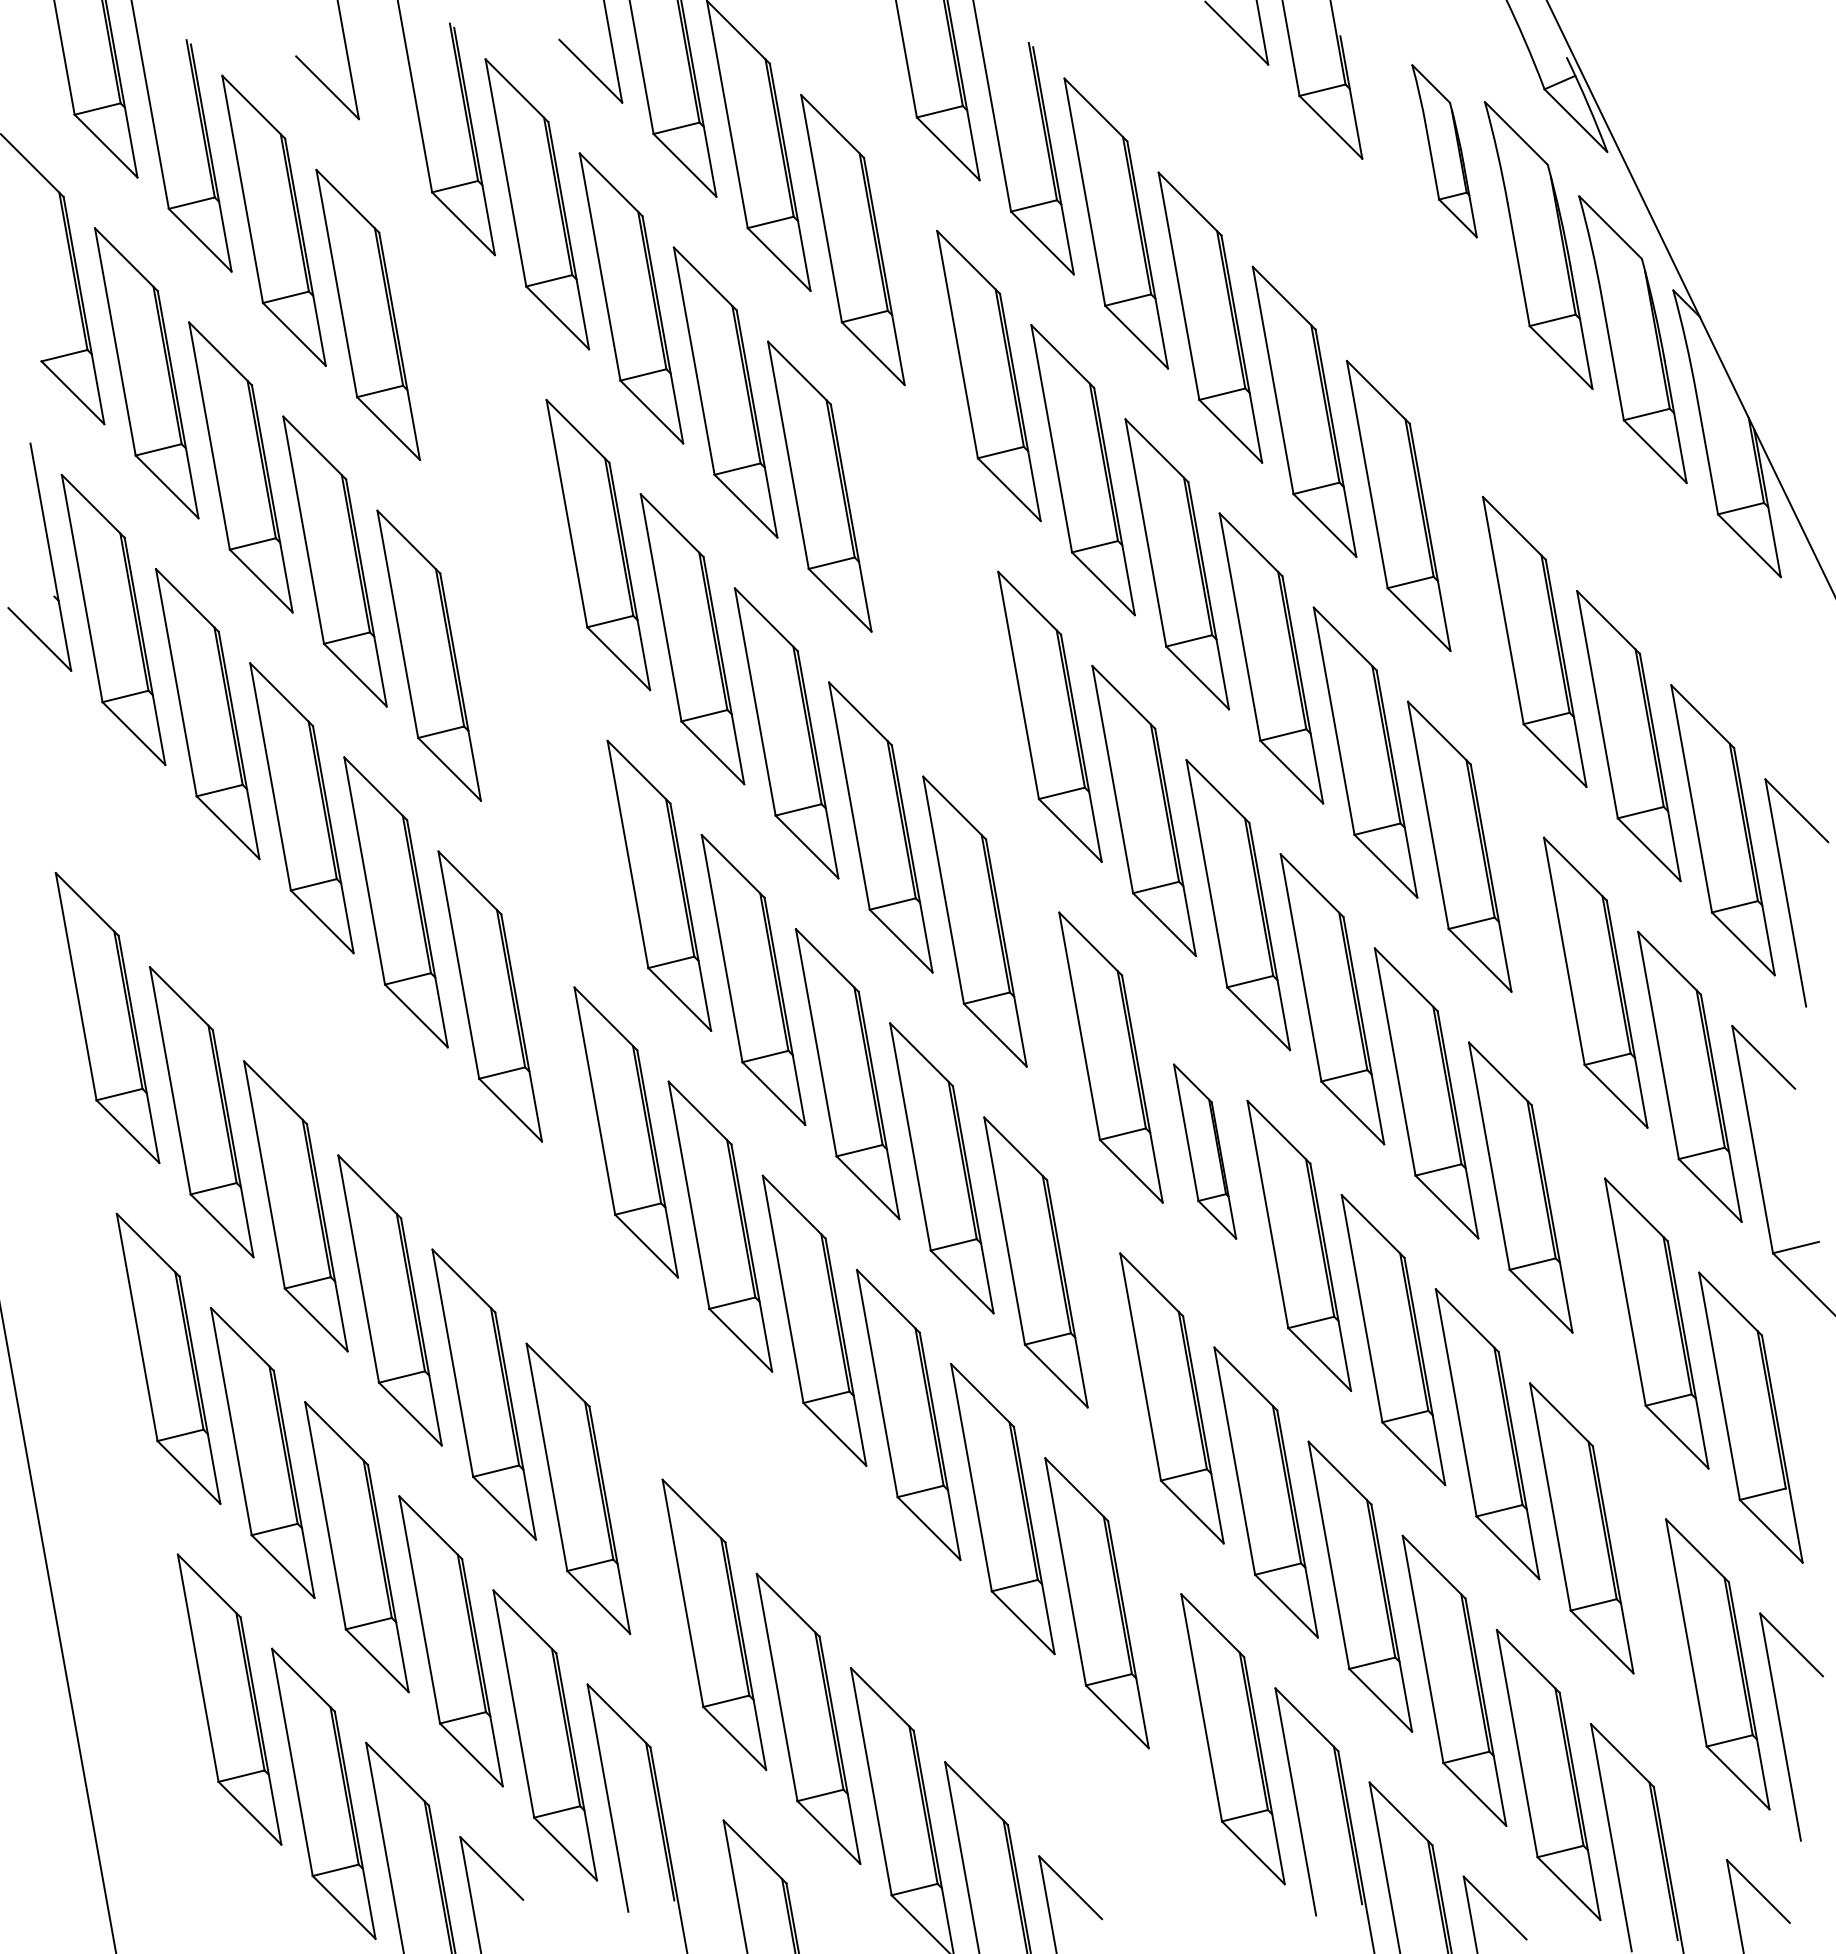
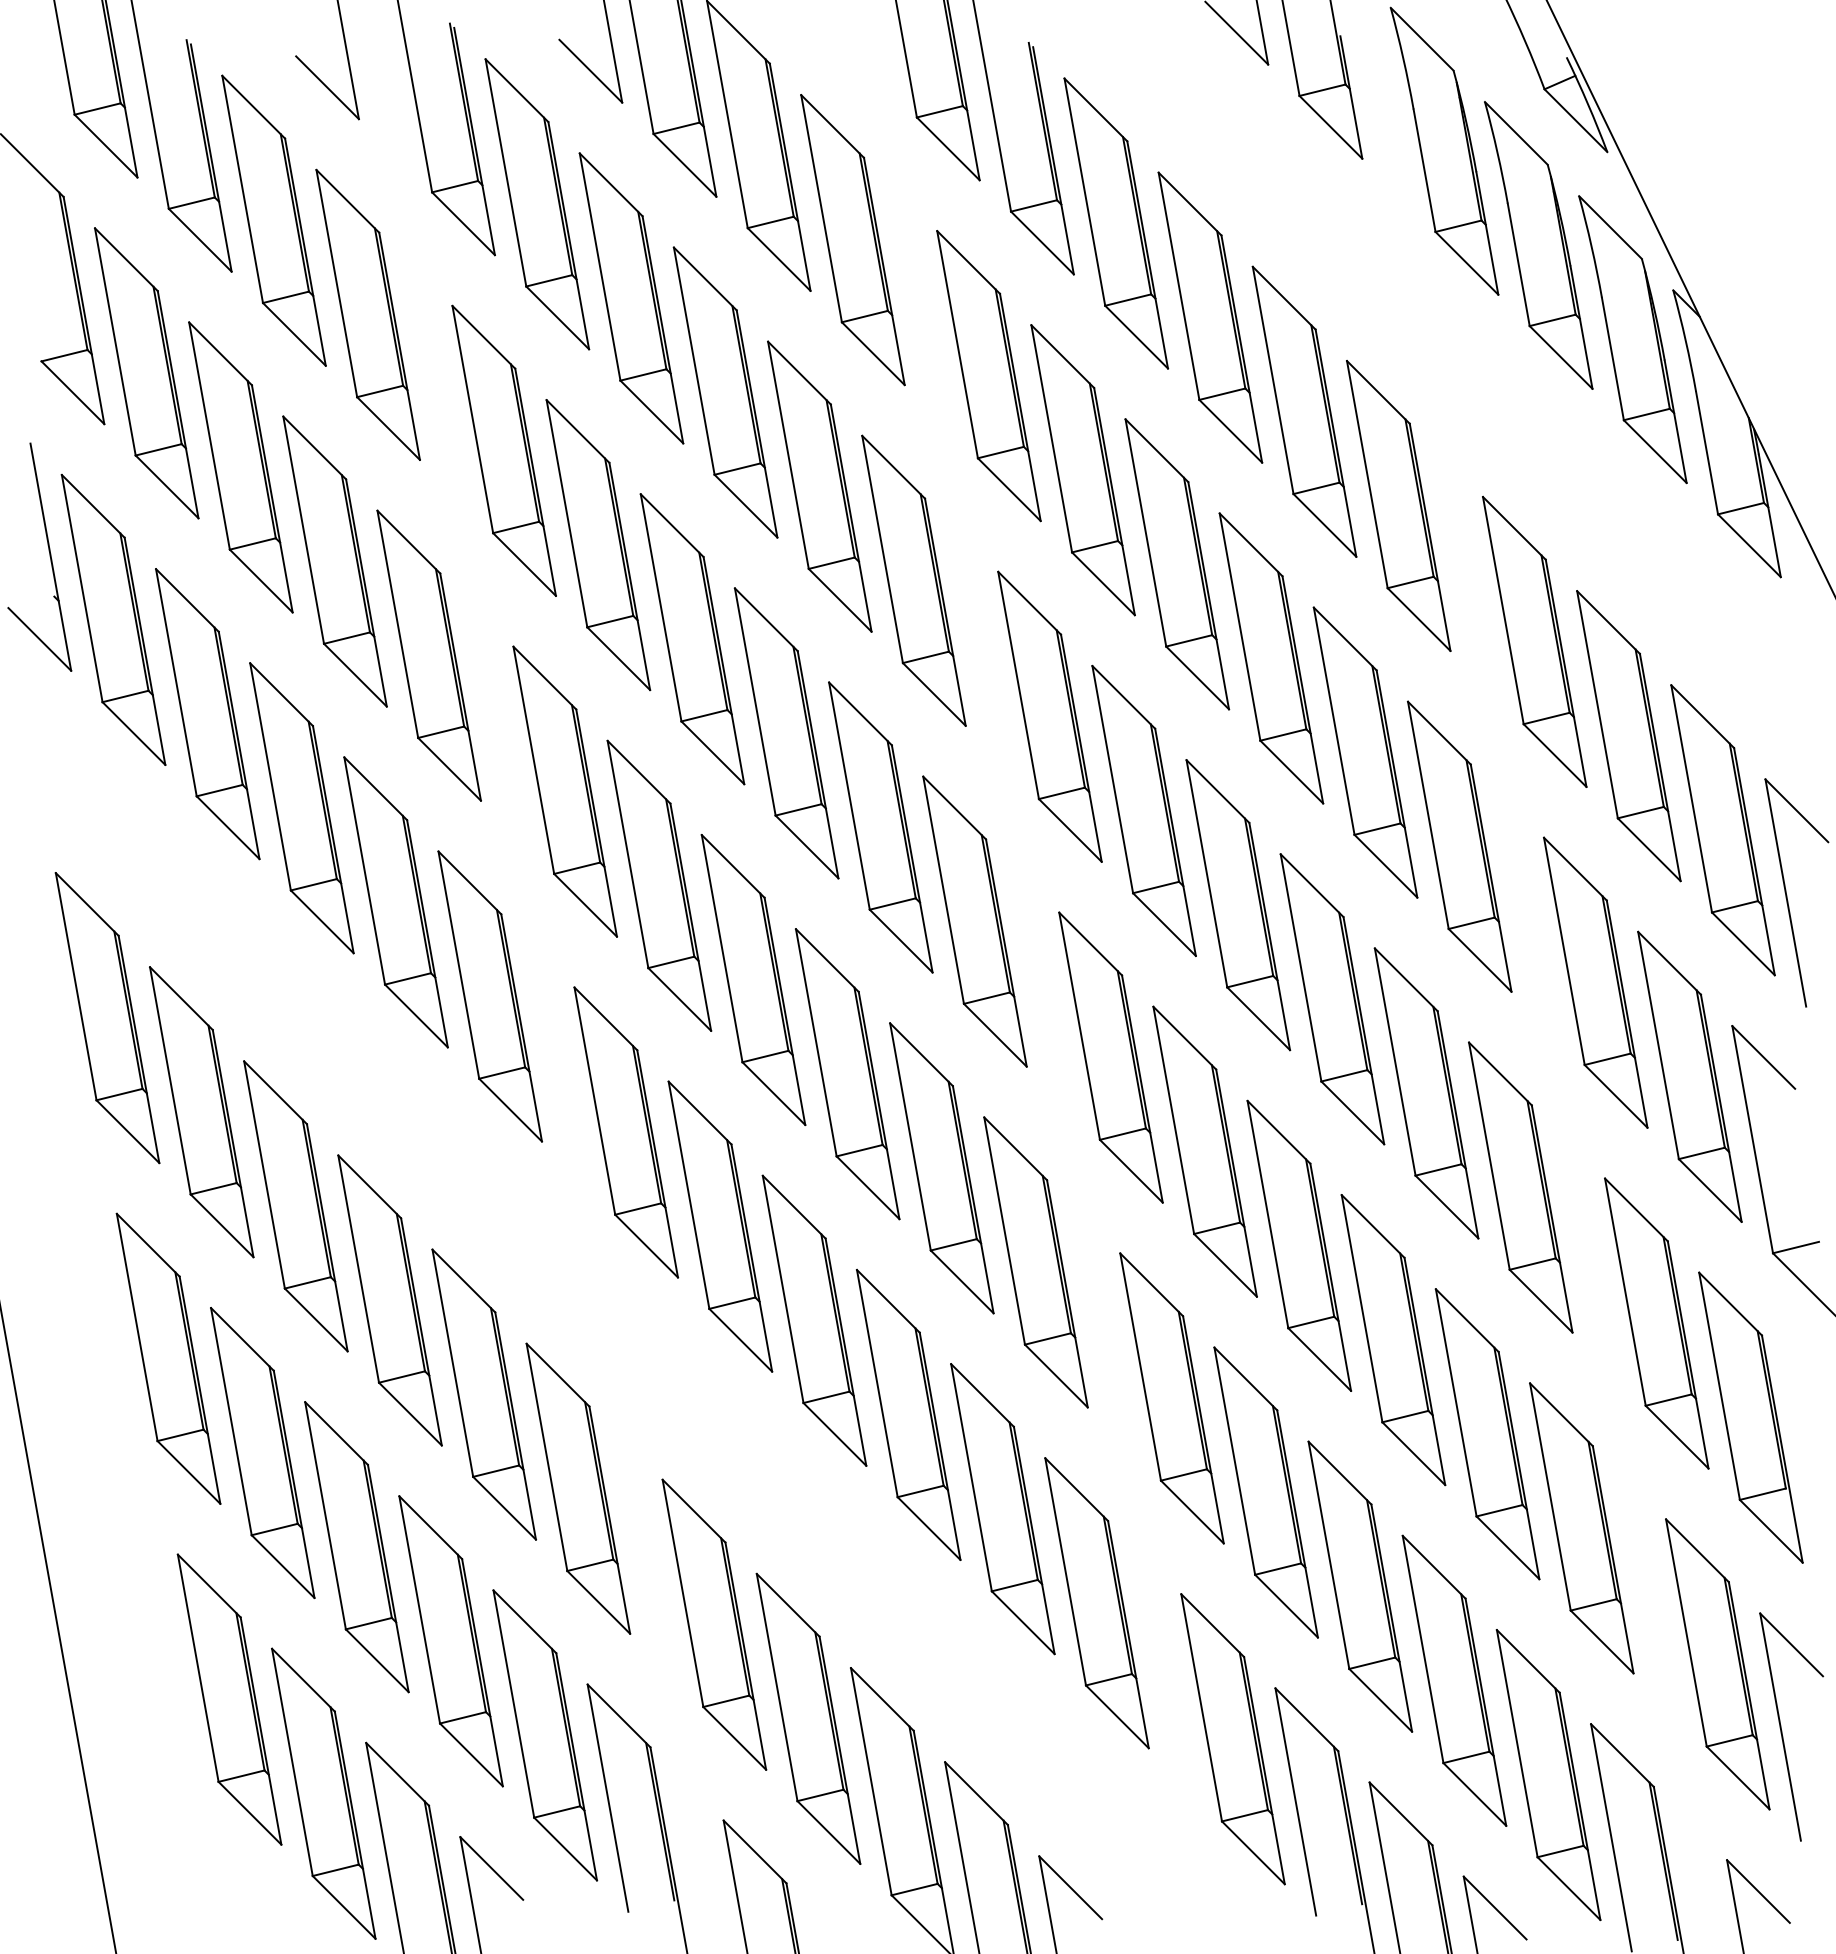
part size: 67x175 px -> 111x290 px (1444, 150)
part: none -> present (503, 450)
part: none -> present (913, 580)
part: none -> present (564, 791)
part size: 65x177 px -> 106x293 px (1204, 1151)
